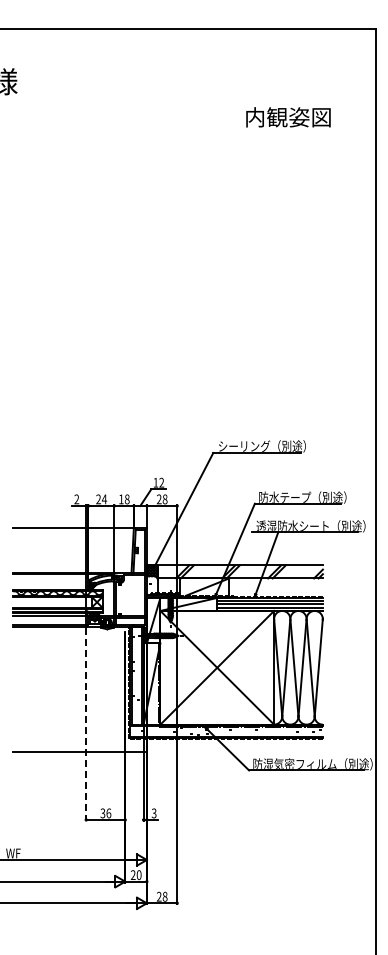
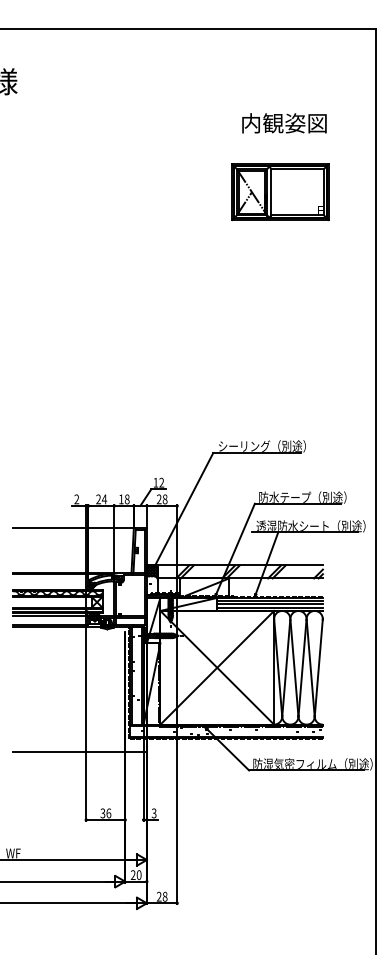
text position: (288, 117) -> (284, 123) (284, 123)
part: none -> present (280, 192)
line: dashed -> solid (86, 724)
